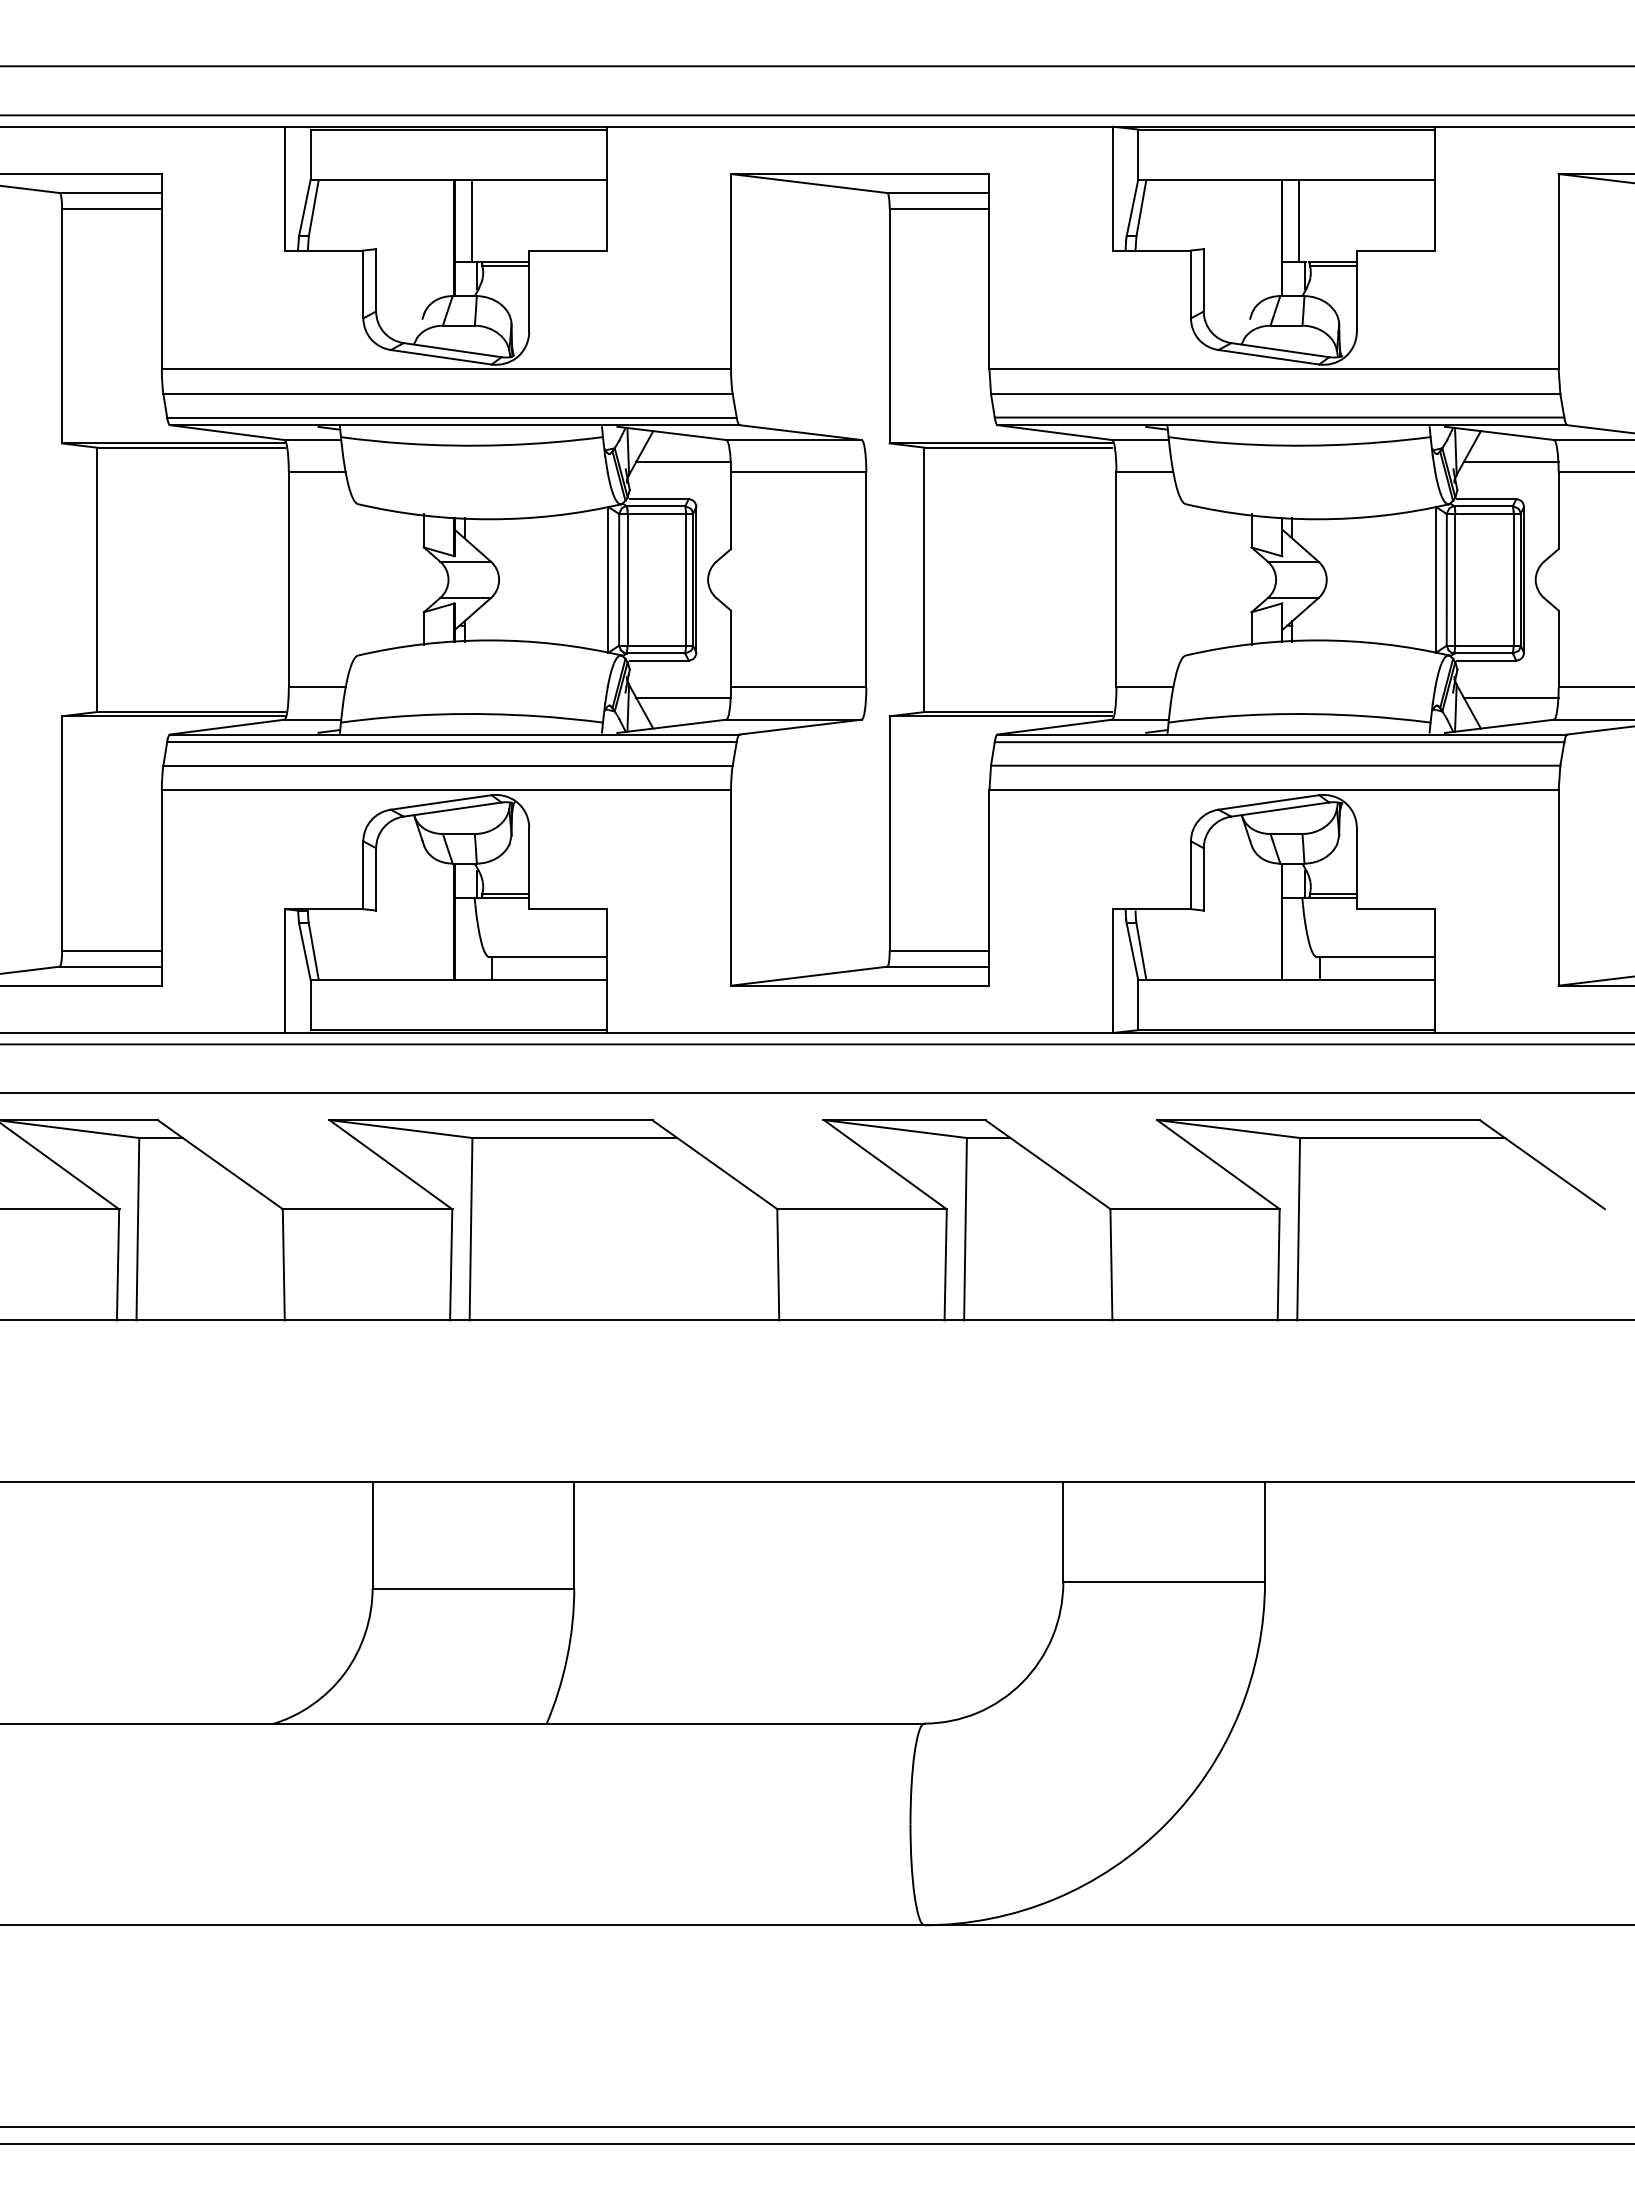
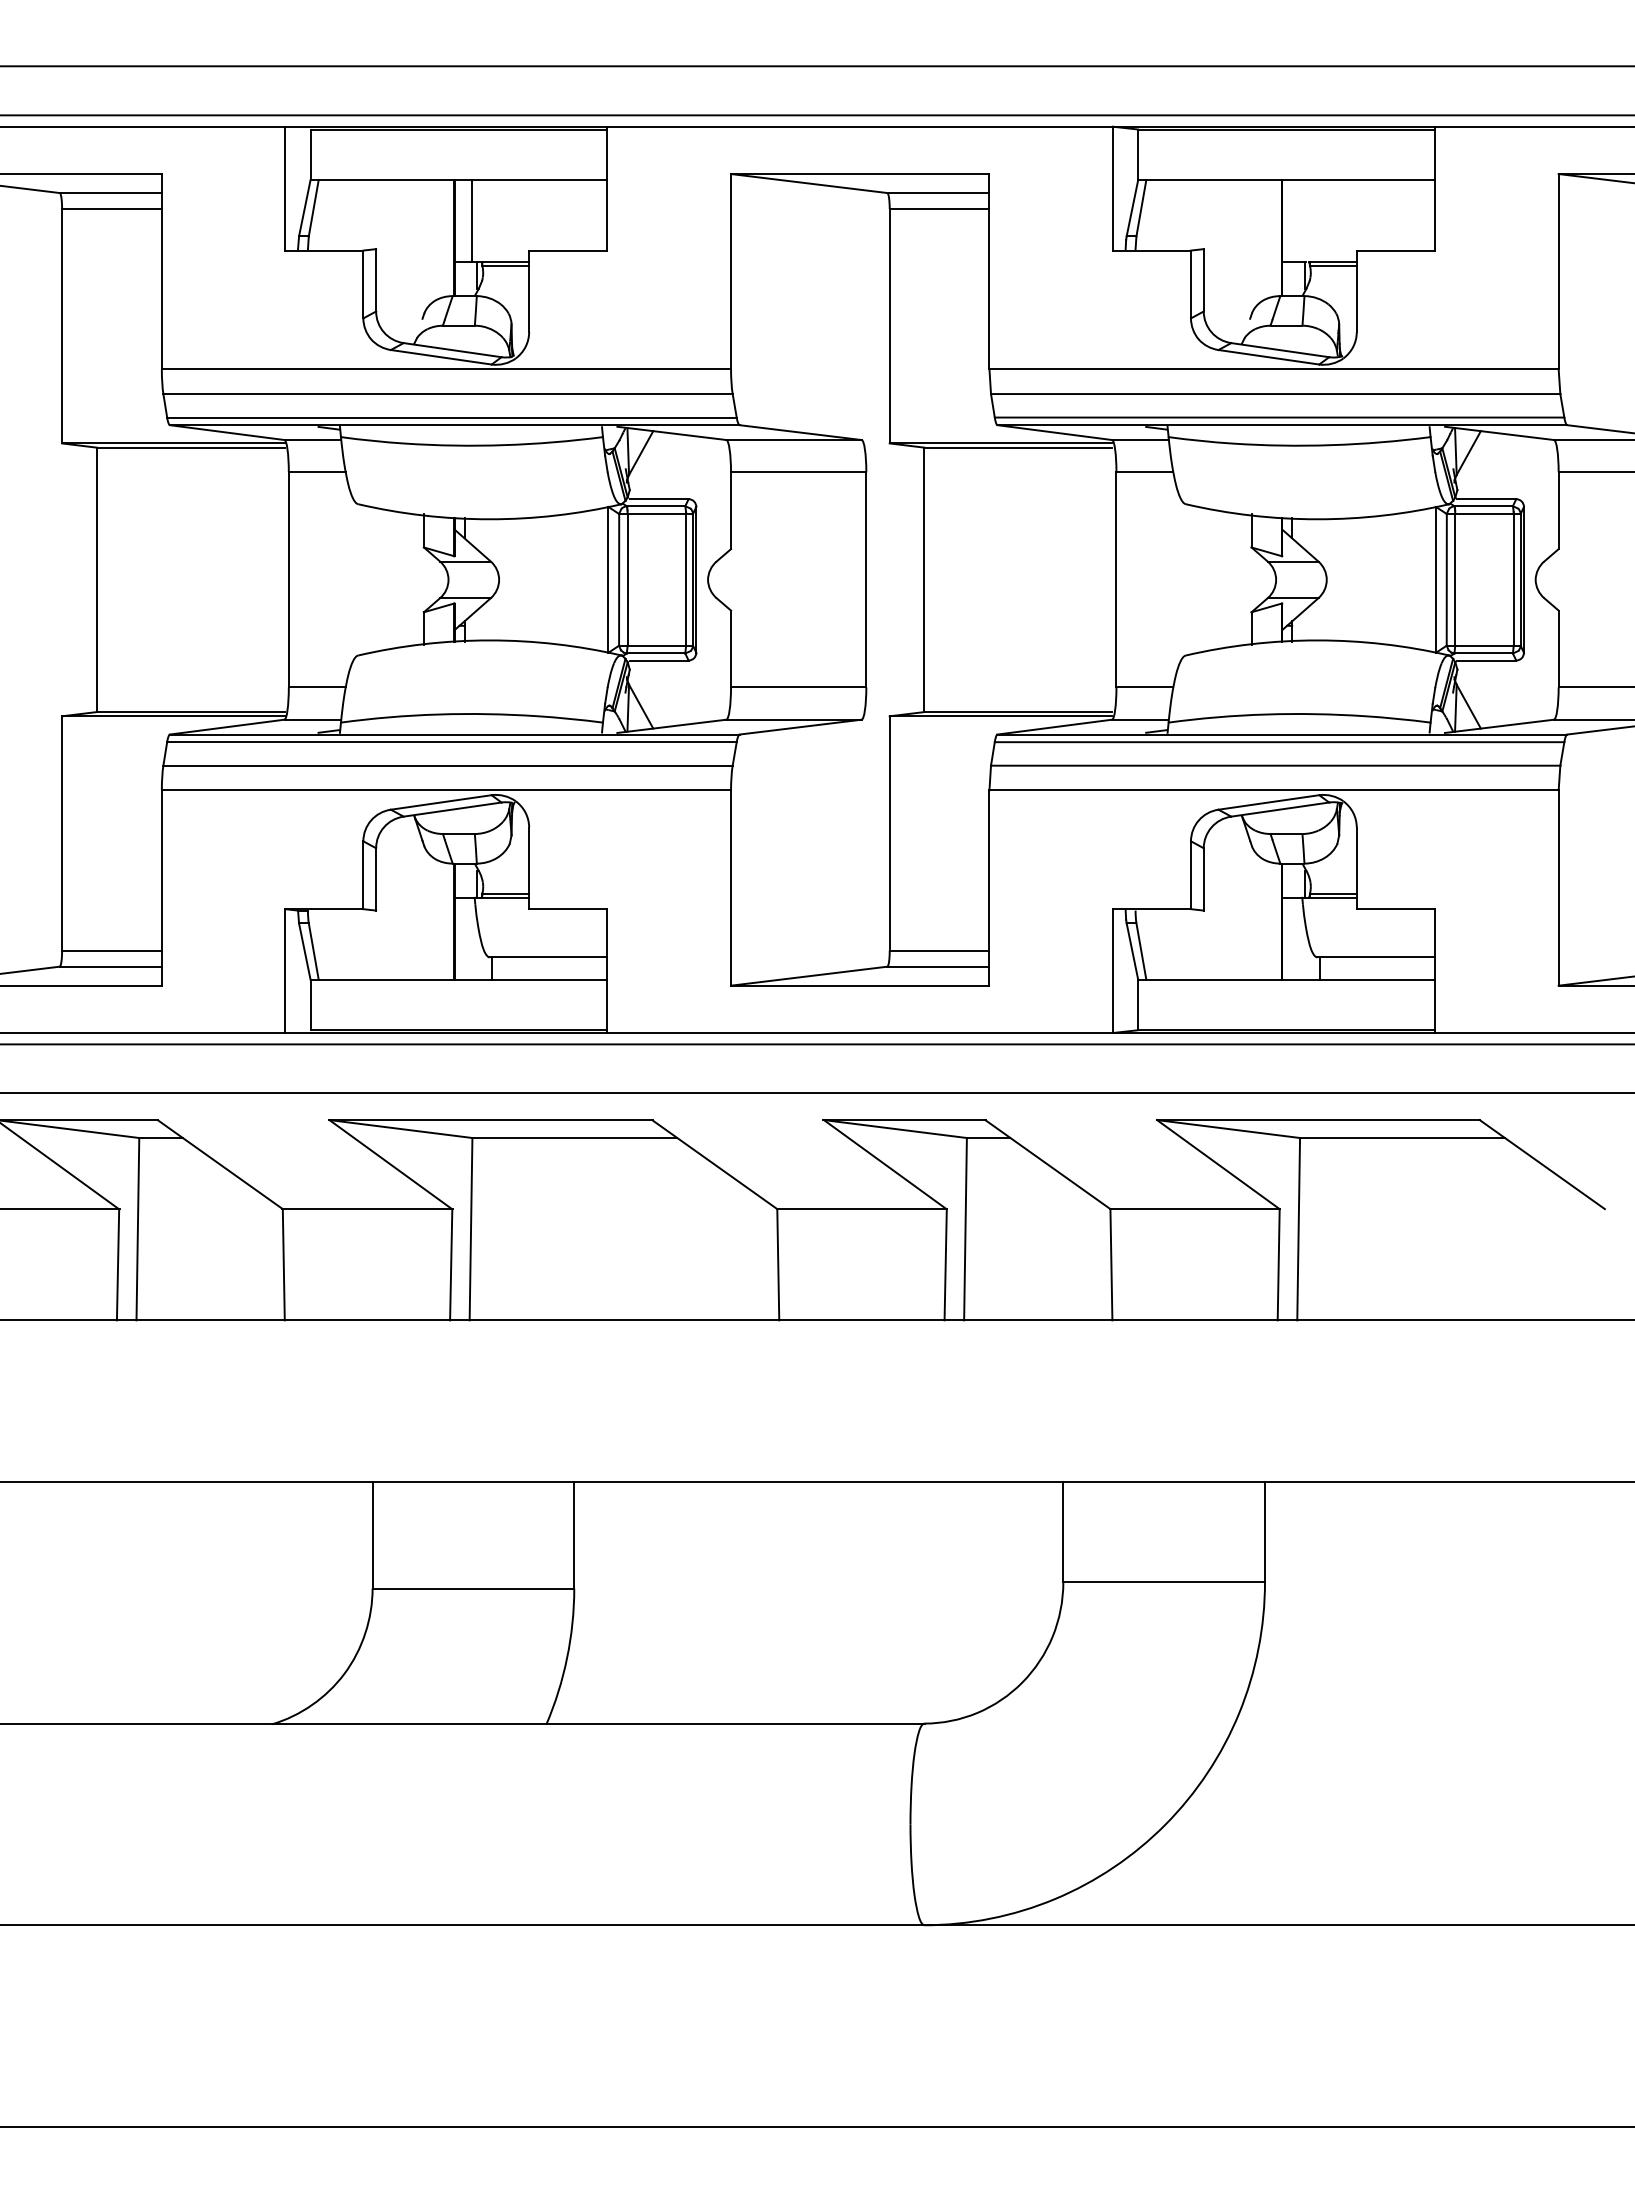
line: present -> none (1299, 220)
line: present -> none (683, 462)
line: present -> none (1510, 462)
line: present -> none (683, 697)
line: present -> none (1510, 697)
line: present -> none (816, 2143)
